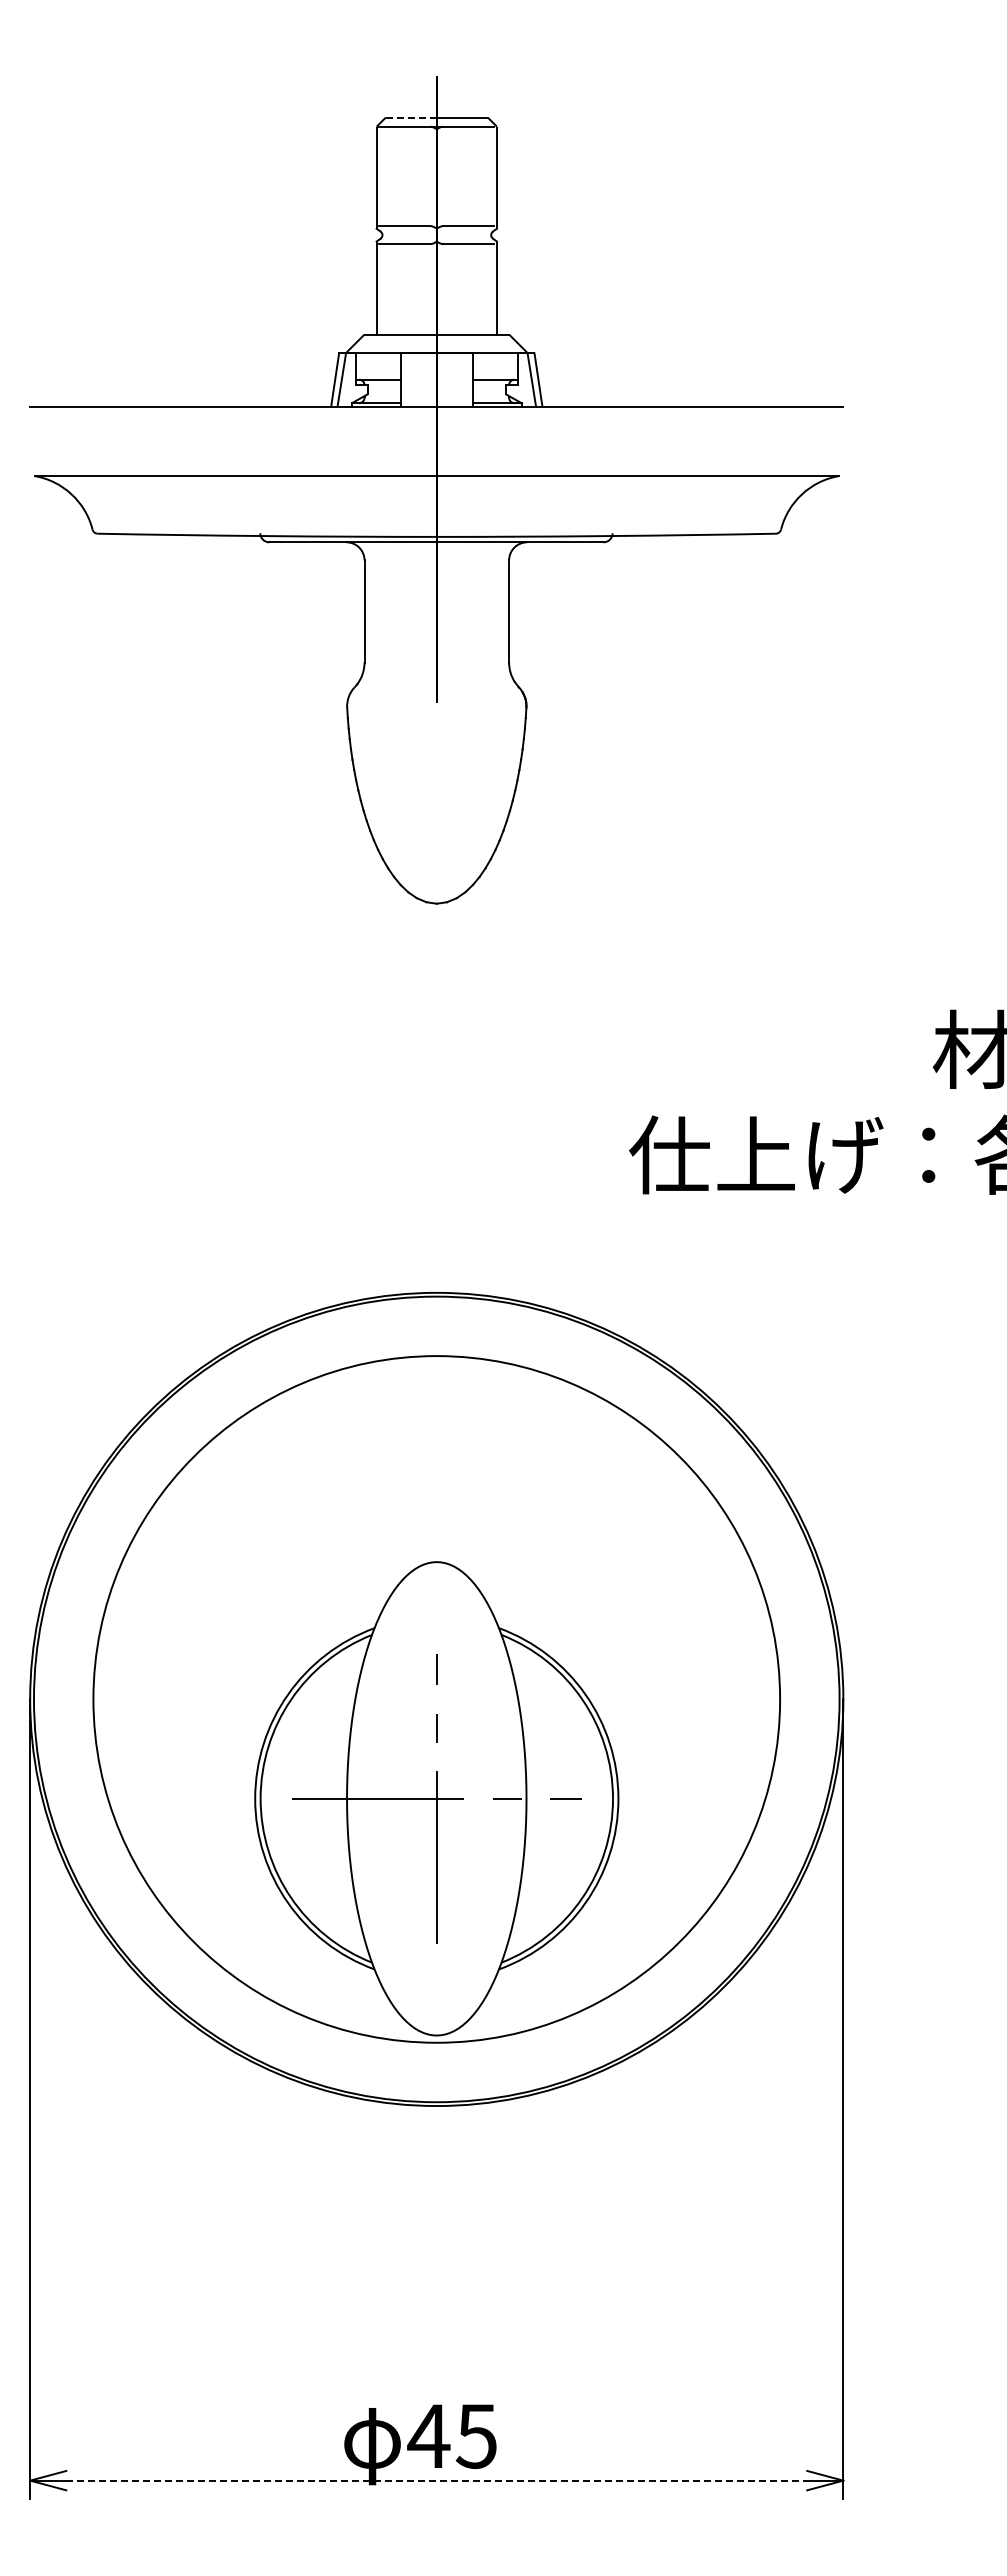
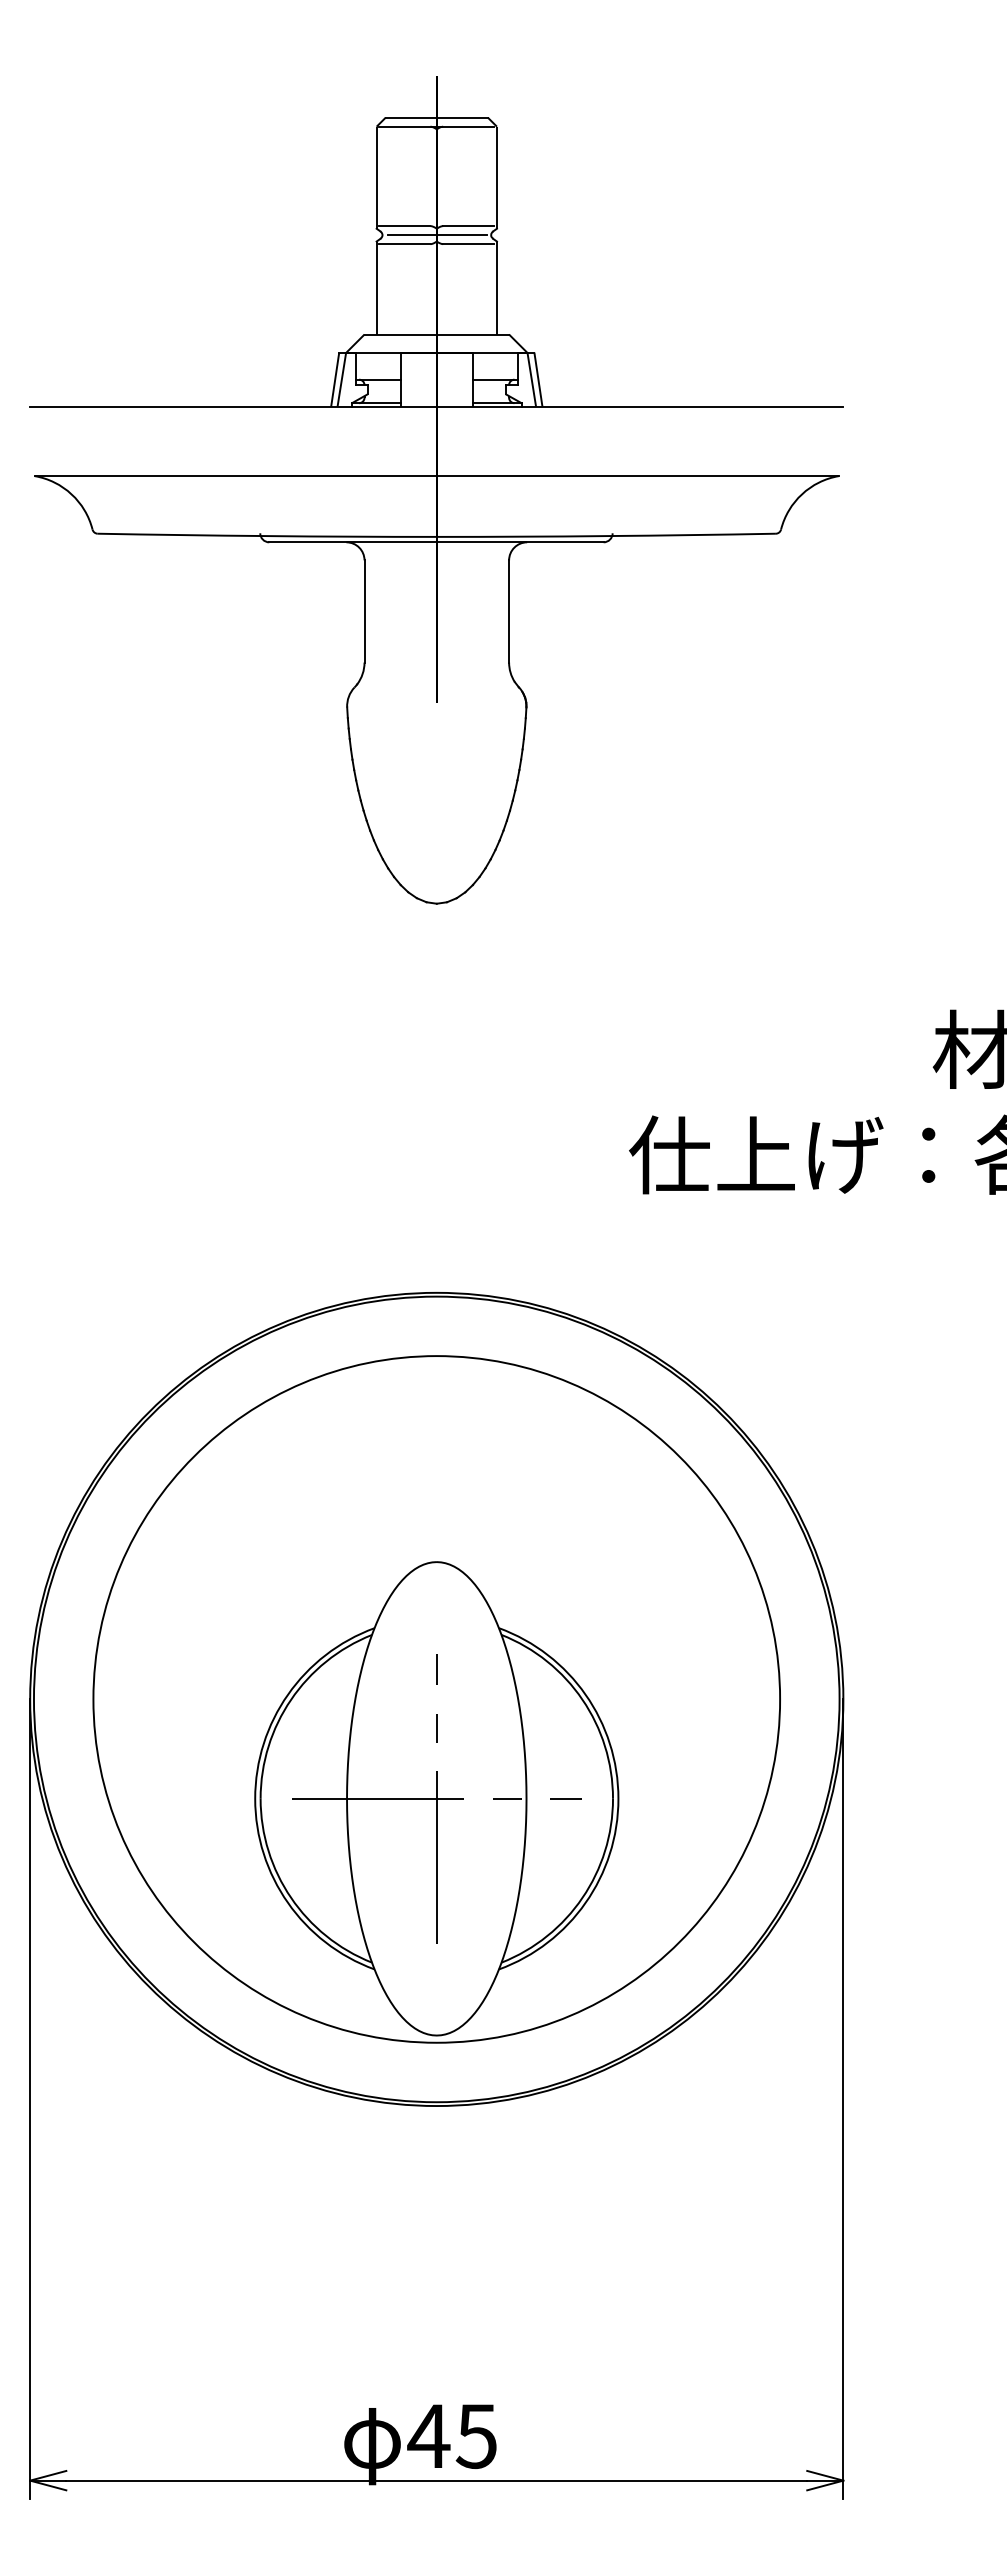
line: dashed -> solid (411, 117)
line: none -> present (437, 235)
line: dashed -> solid (437, 2480)
